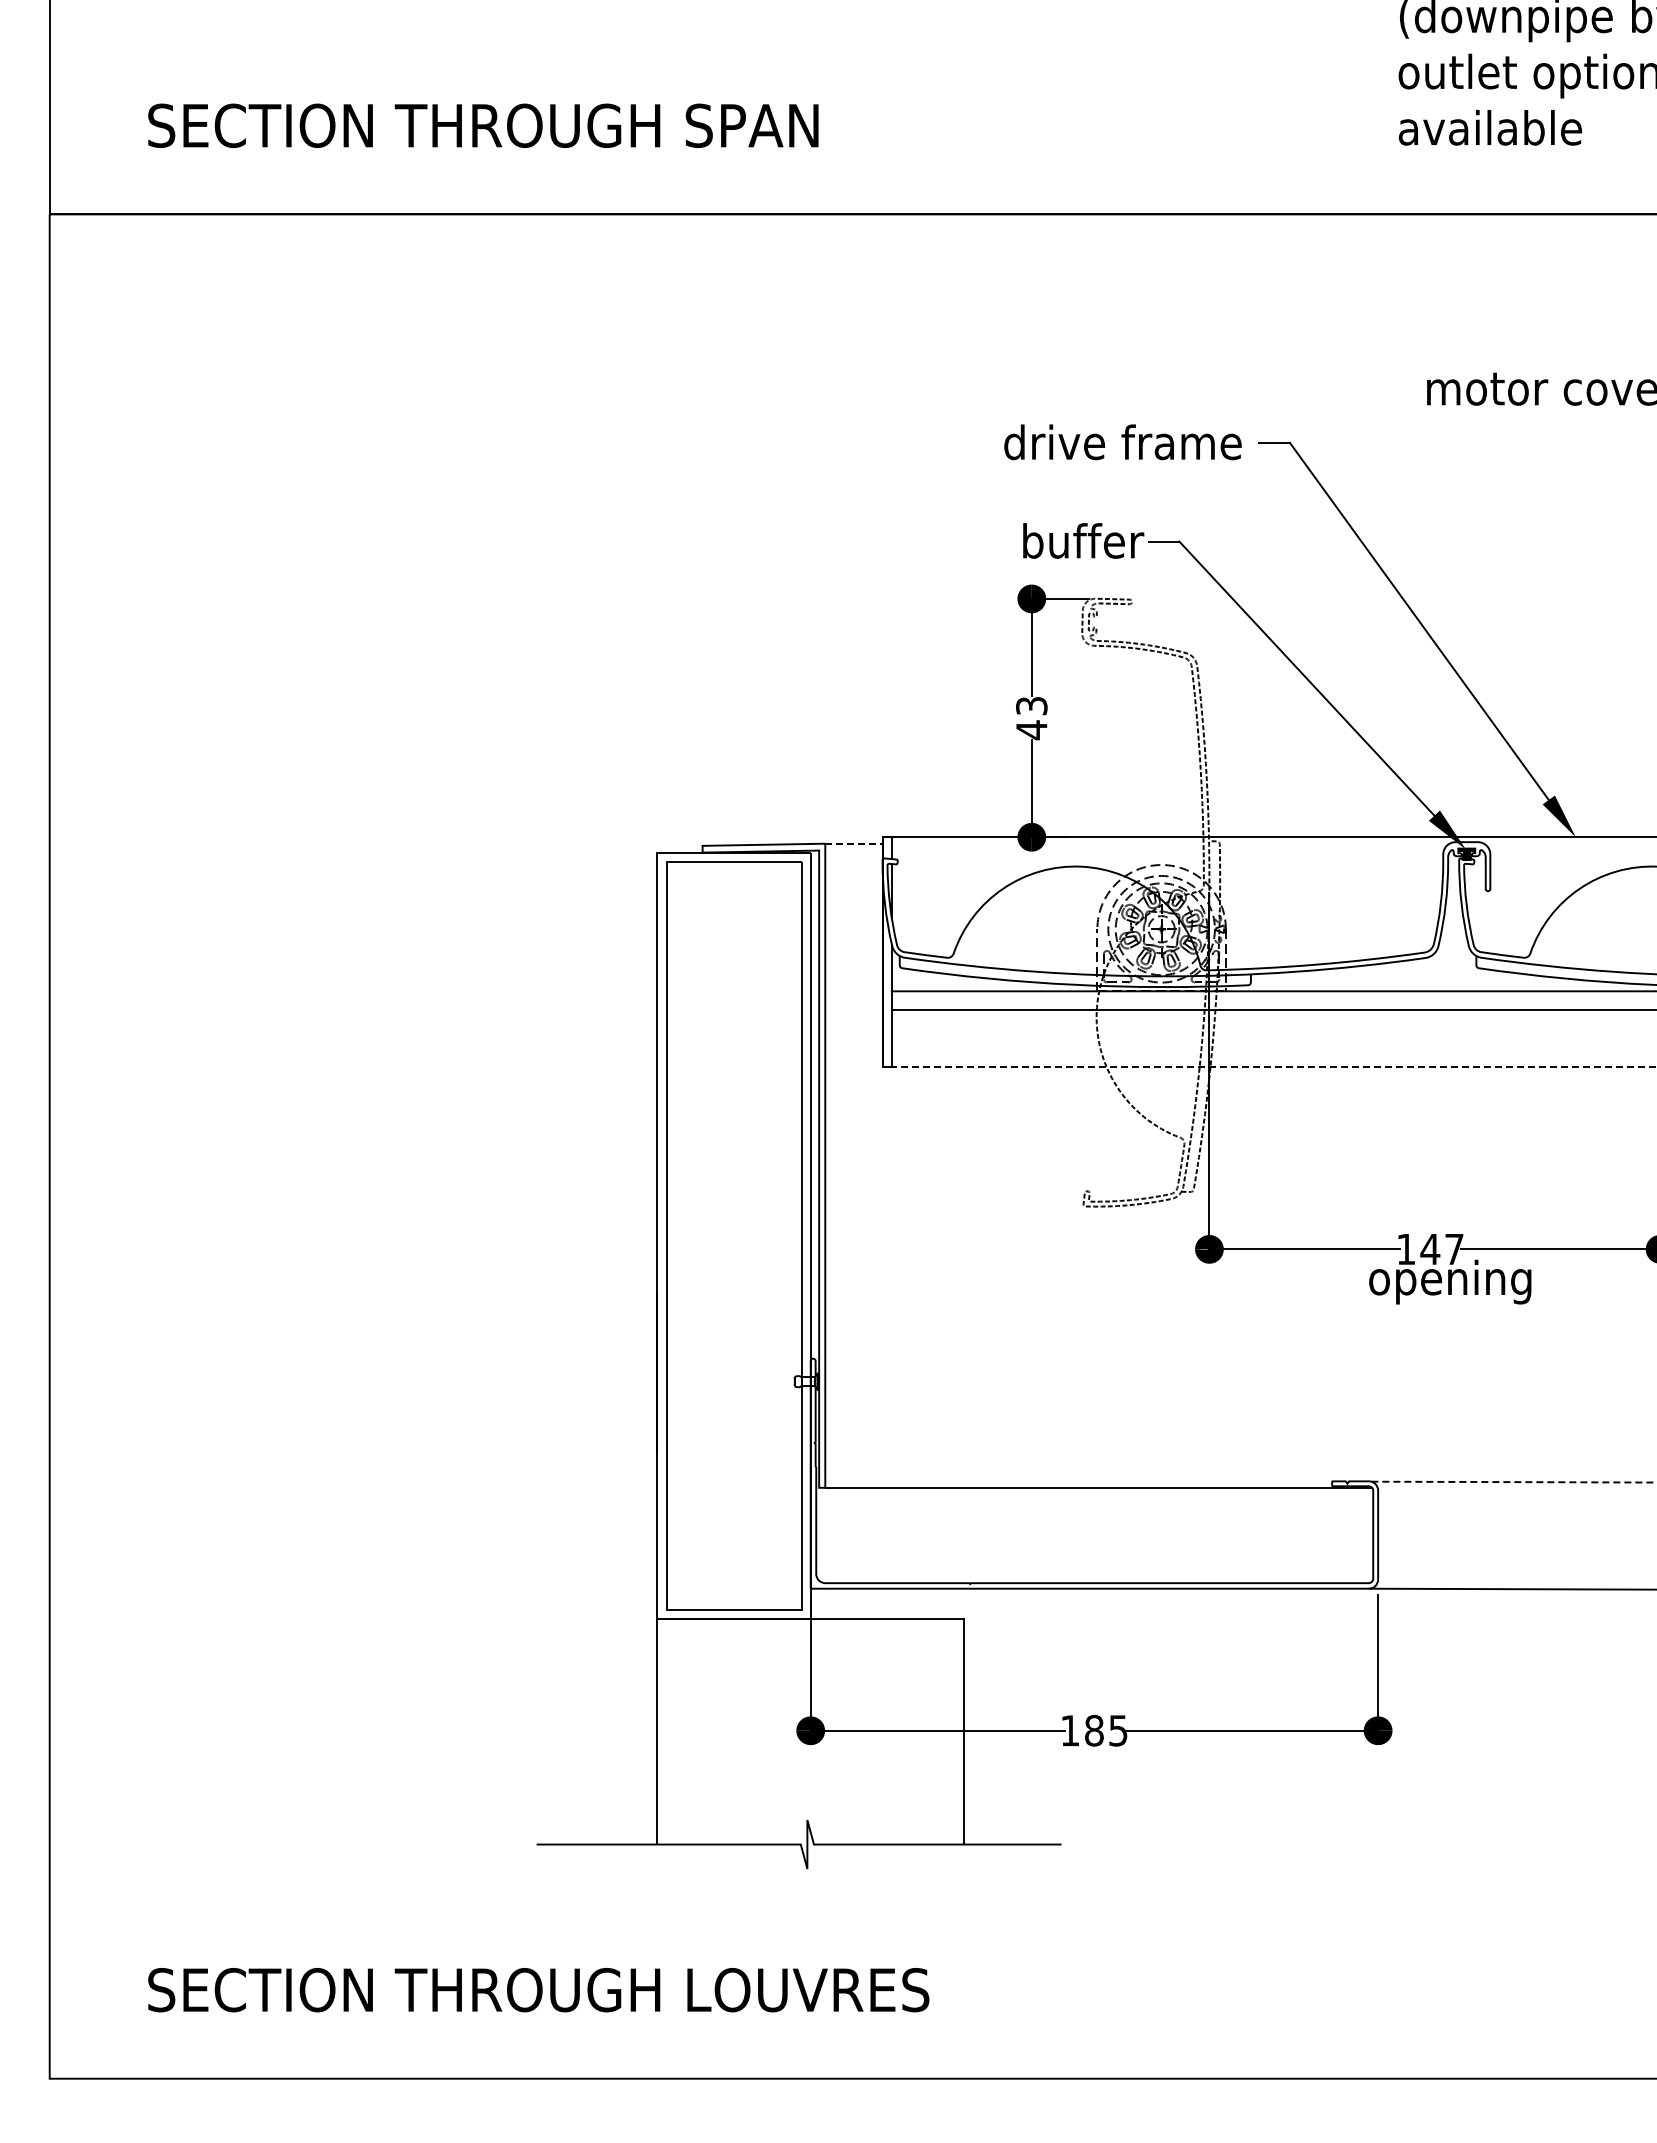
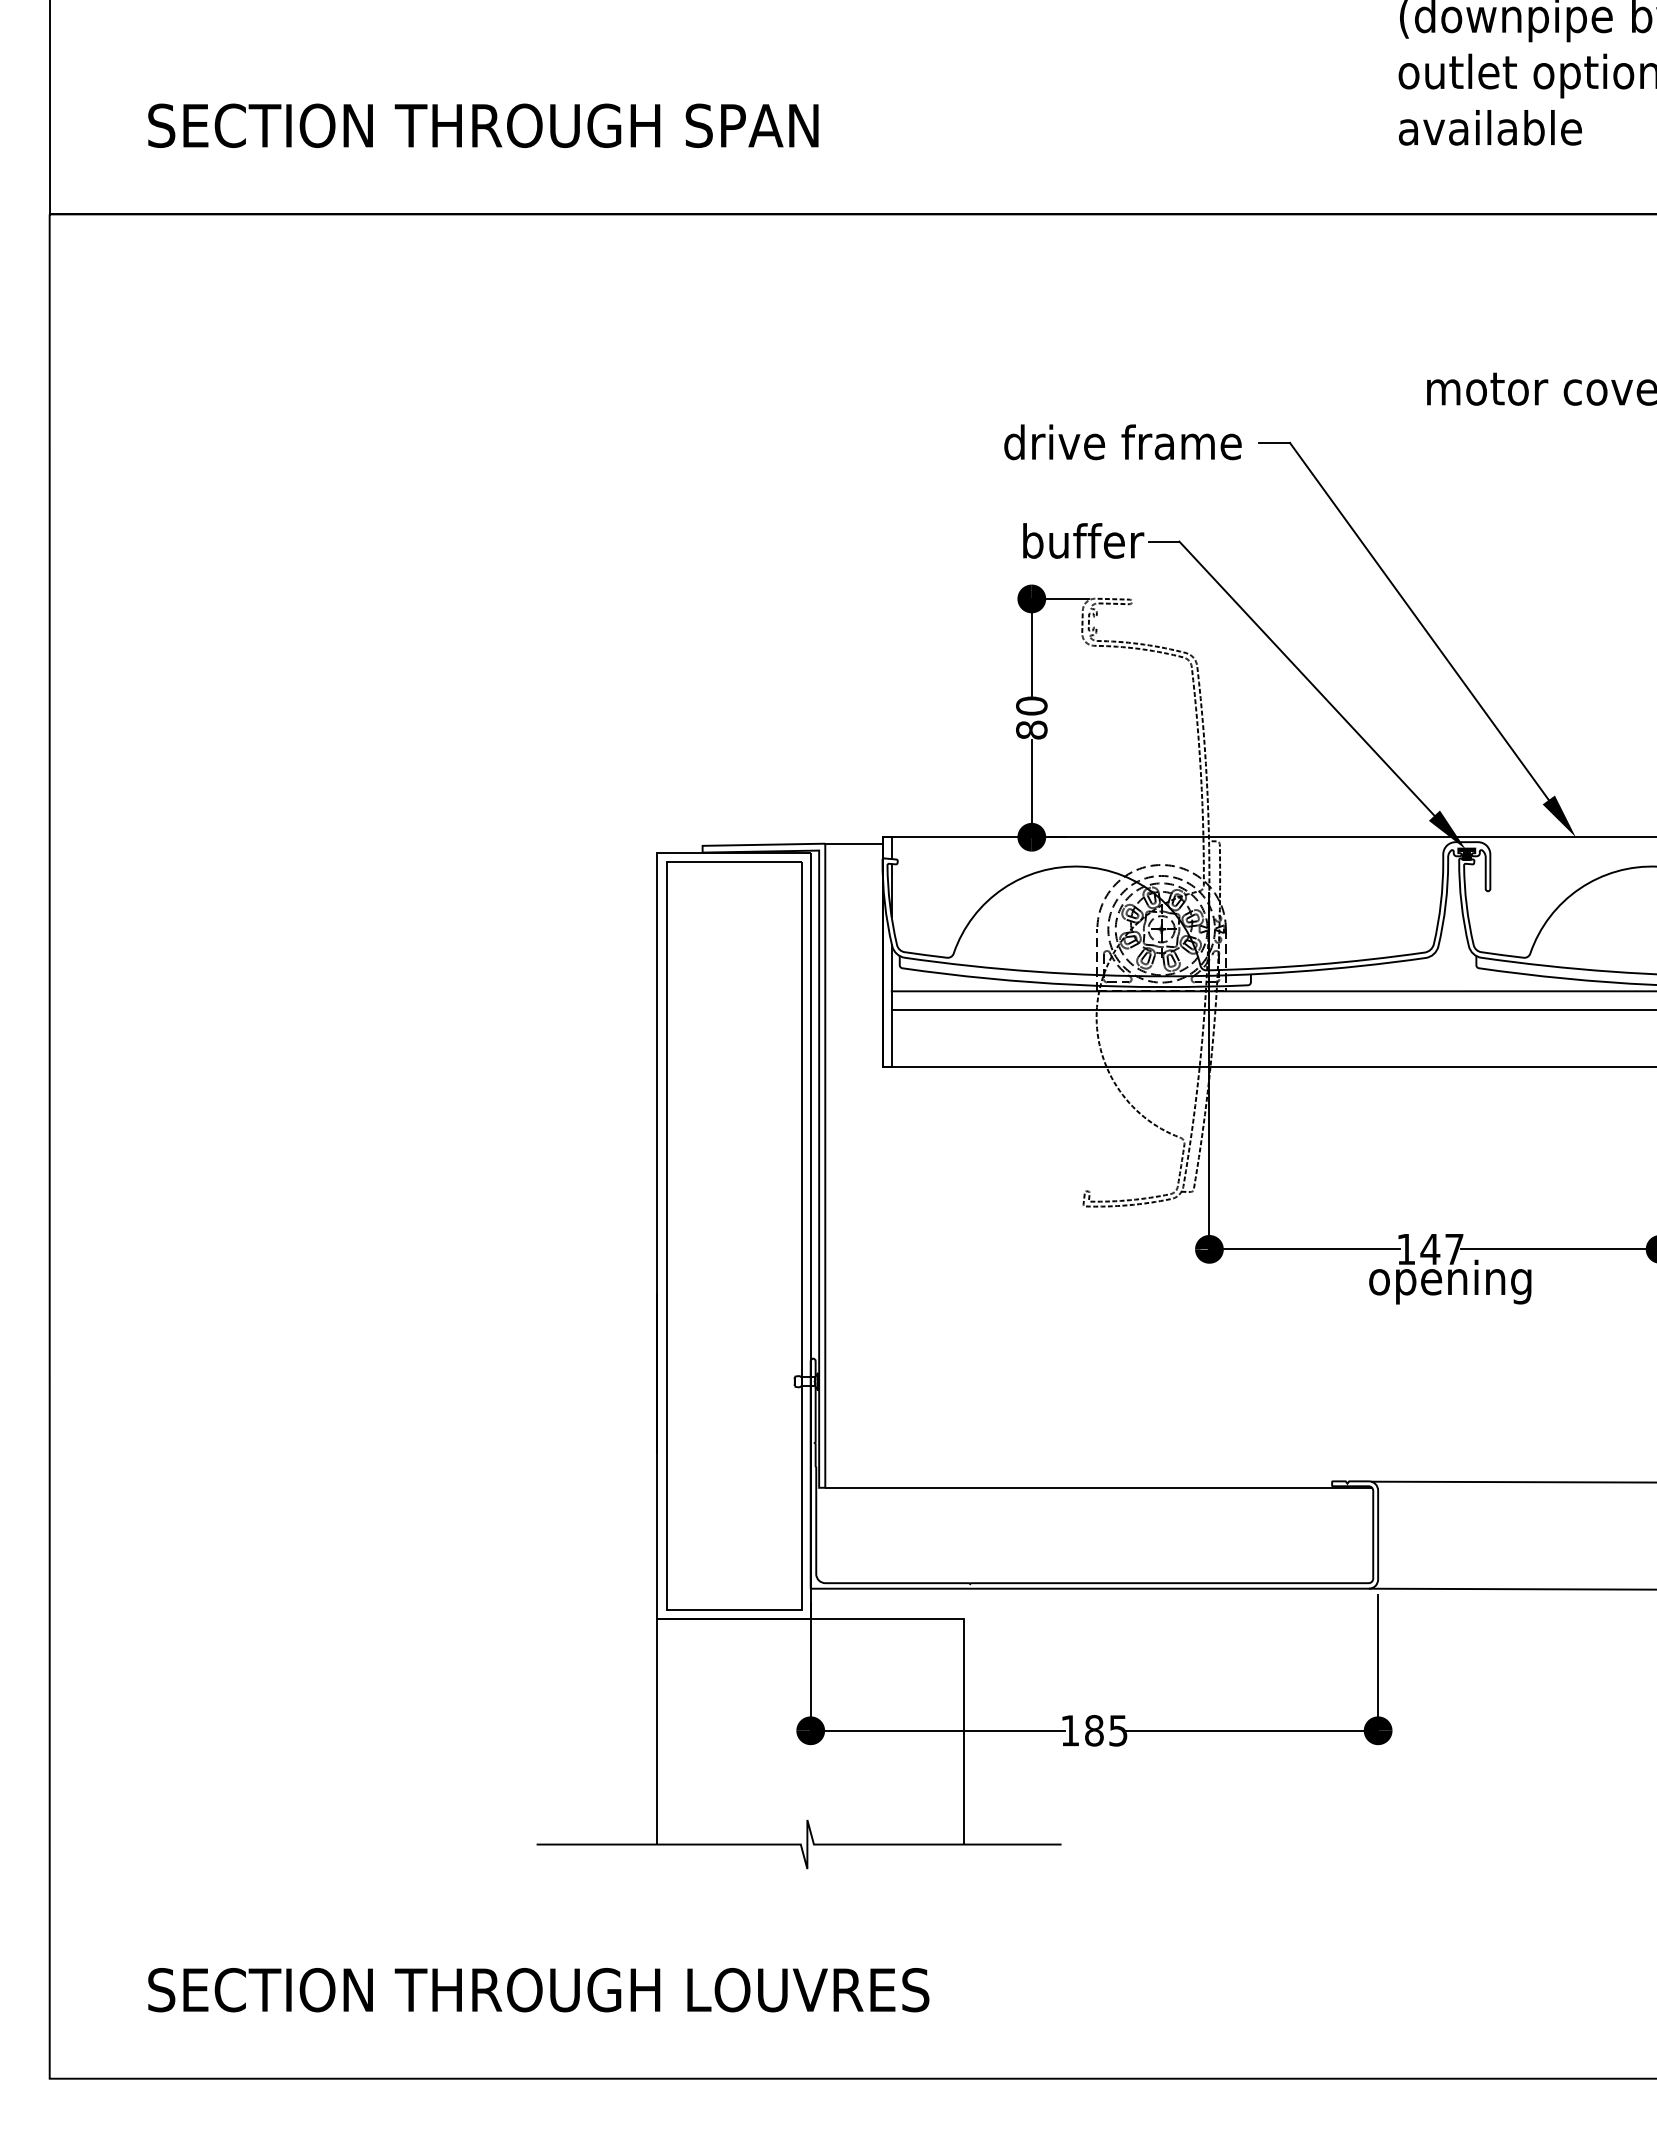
text: 43 -> 80 (1031, 718)
line: dashed -> solid (853, 843)
line: dashed -> solid (1269, 1067)
line: dashed -> solid (1514, 1482)
